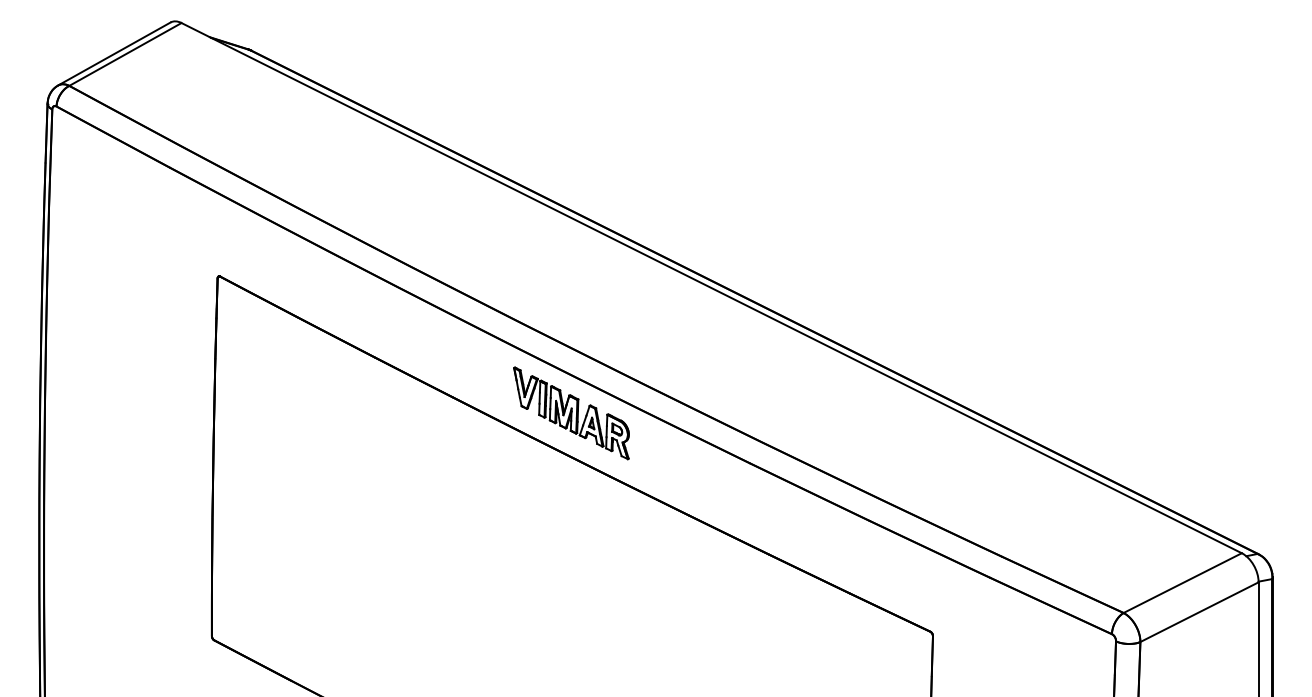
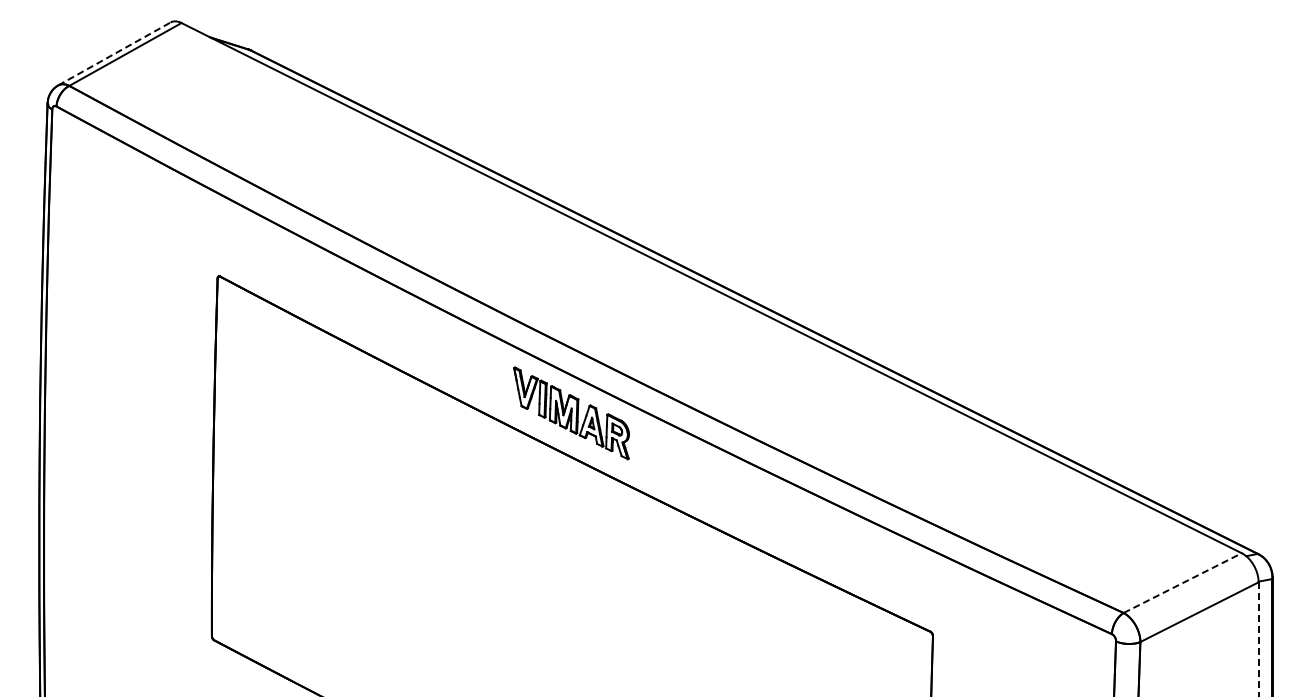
line: solid -> dashed (114, 53)
line: solid -> dashed (1183, 582)
line: solid -> dashed (1258, 639)
